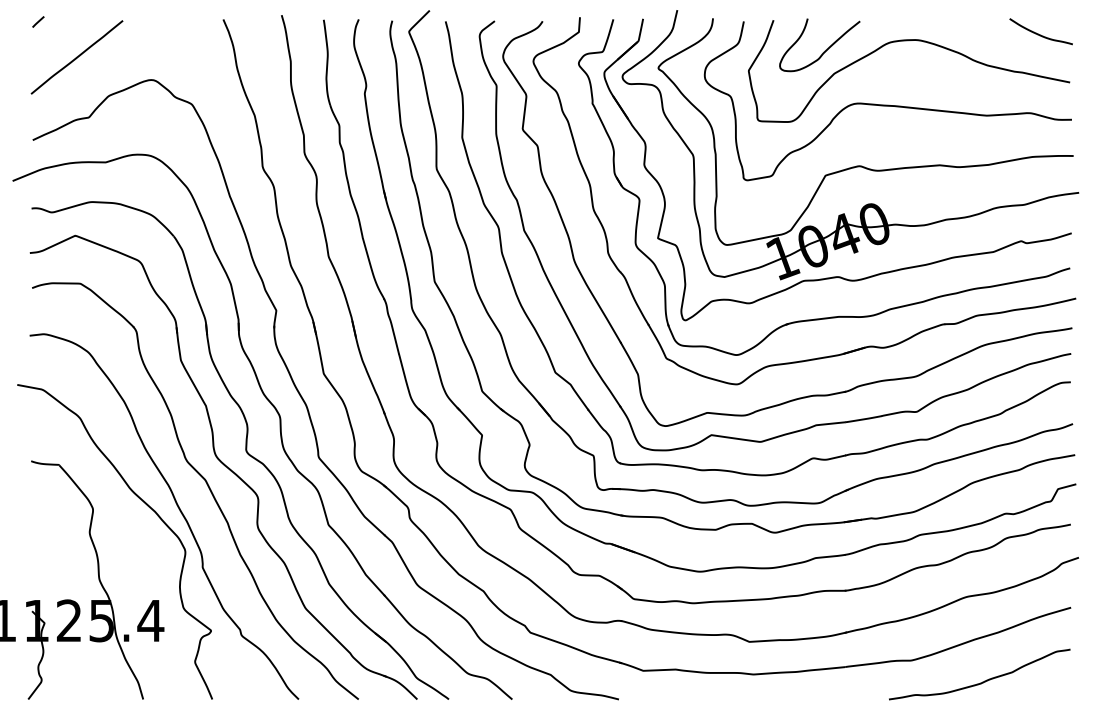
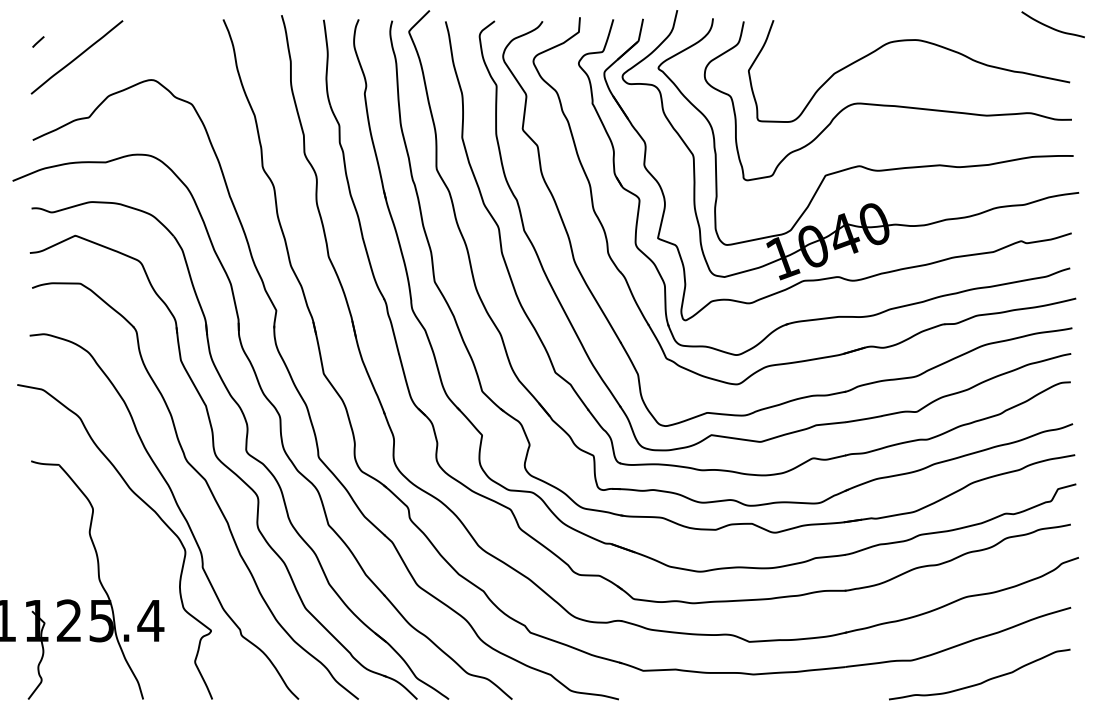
line position: (38, 21) -> (38, 41) (38, 41)
curve position: (1038, 33) -> (1050, 26) (1050, 26)
curve: present -> none (824, 50)
